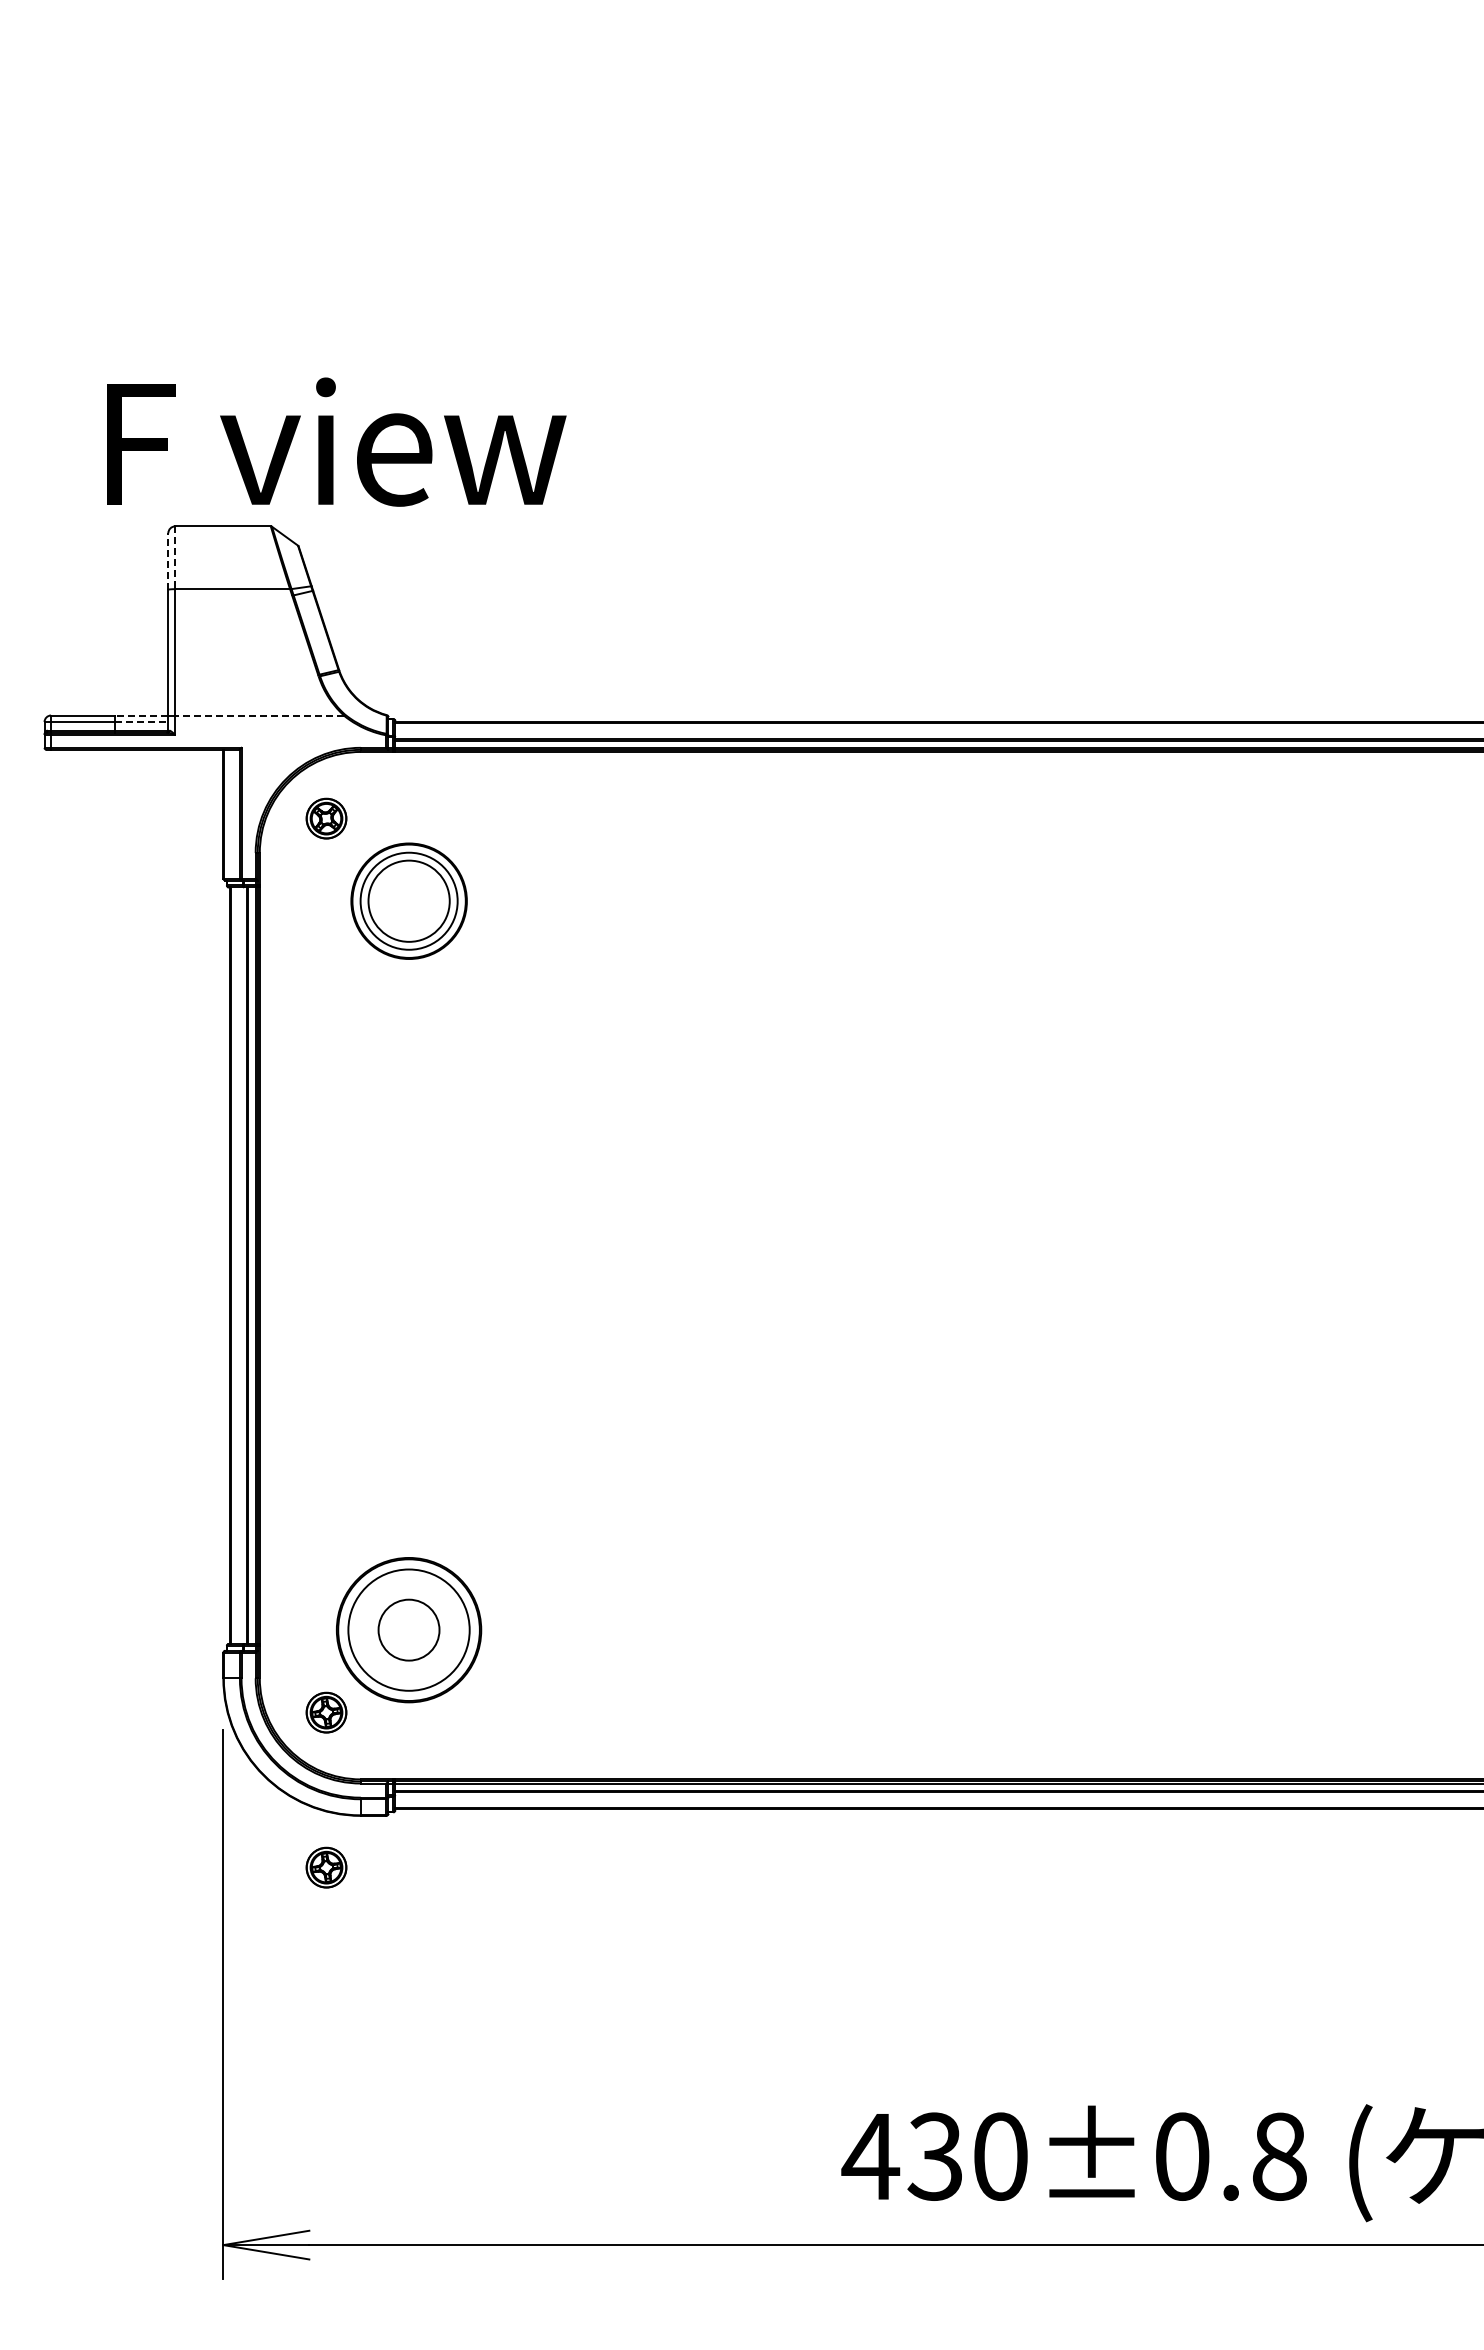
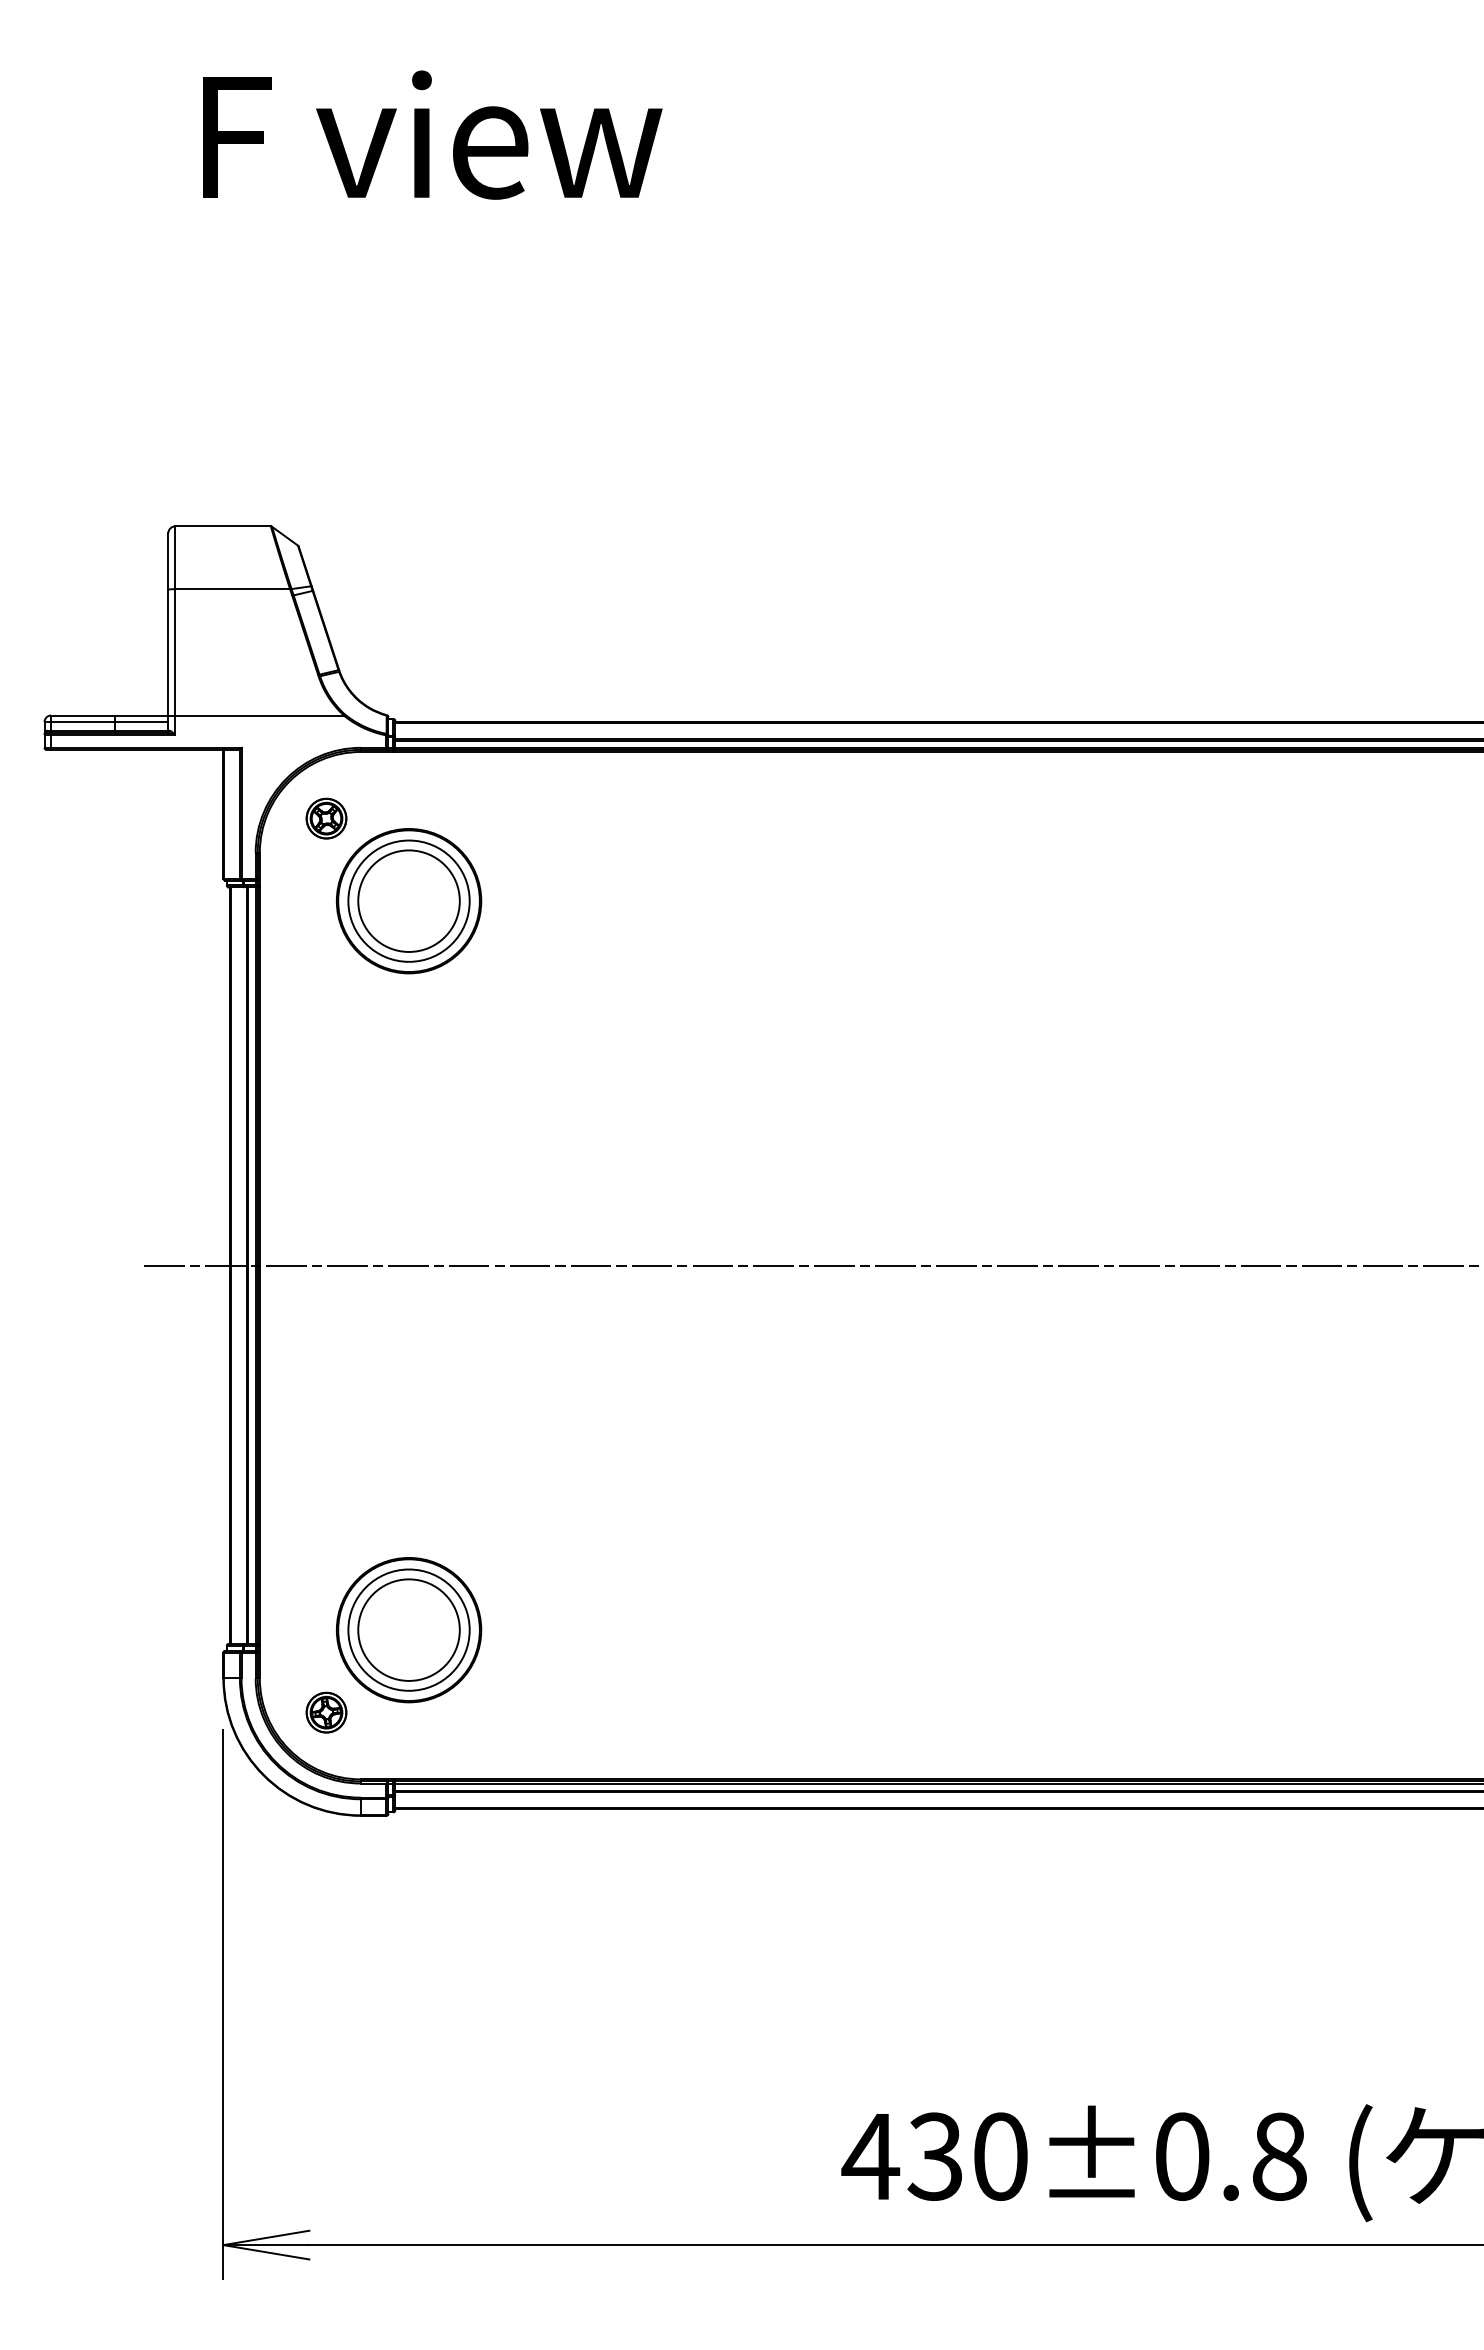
text position: (336, 441) -> (432, 134) (432, 134)
line: dashed -> solid (175, 558)
line: dashed -> solid (168, 561)
line: dashed -> solid (141, 715)
line: dashed -> solid (259, 715)
line: dashed -> solid (141, 722)
part size: 118x118 px -> 147x147 px (409, 901)
line: none -> present (812, 1265)
circle diameter: 61 px -> 102 px (408, 1629)
part: present -> none (326, 1867)
